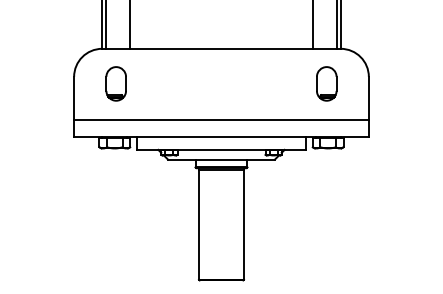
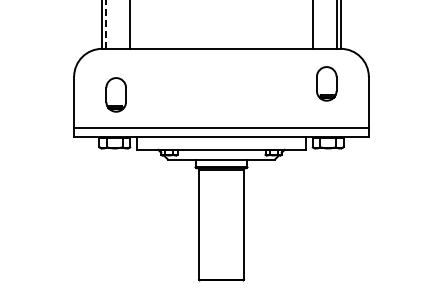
line: solid -> dashed (106, 24)
part position: (115, 83) -> (115, 94) (115, 94)
line position: (221, 120) -> (221, 128) (221, 128)
